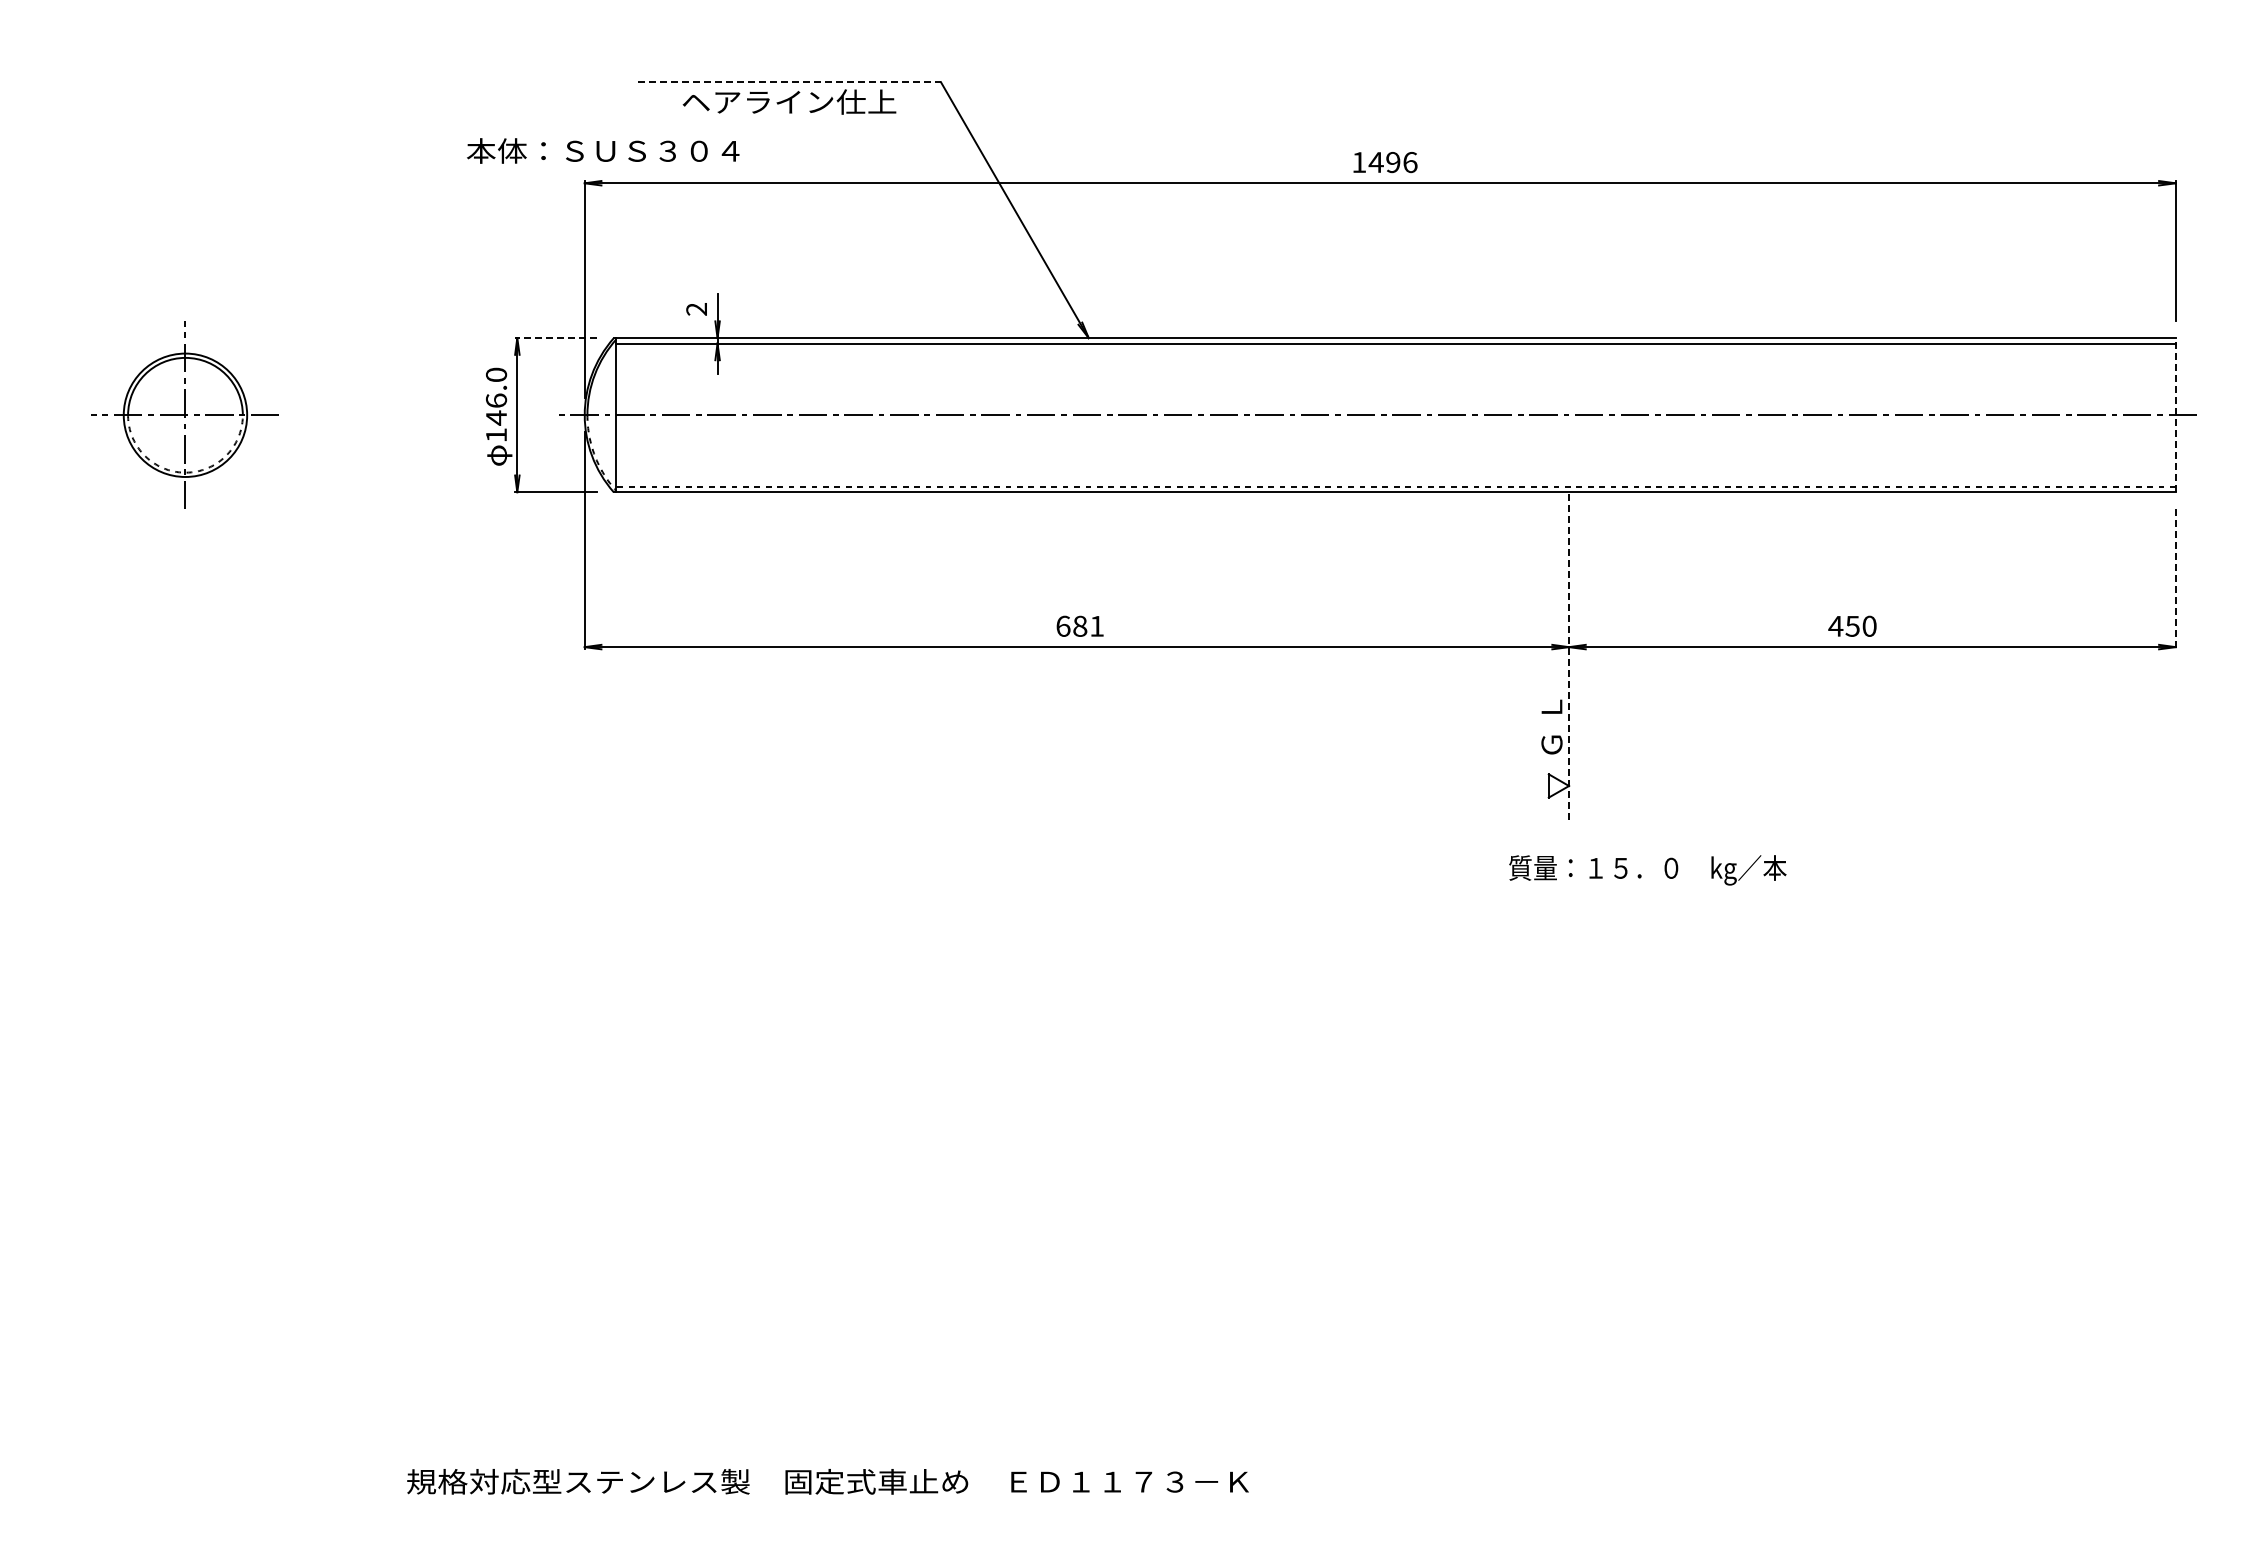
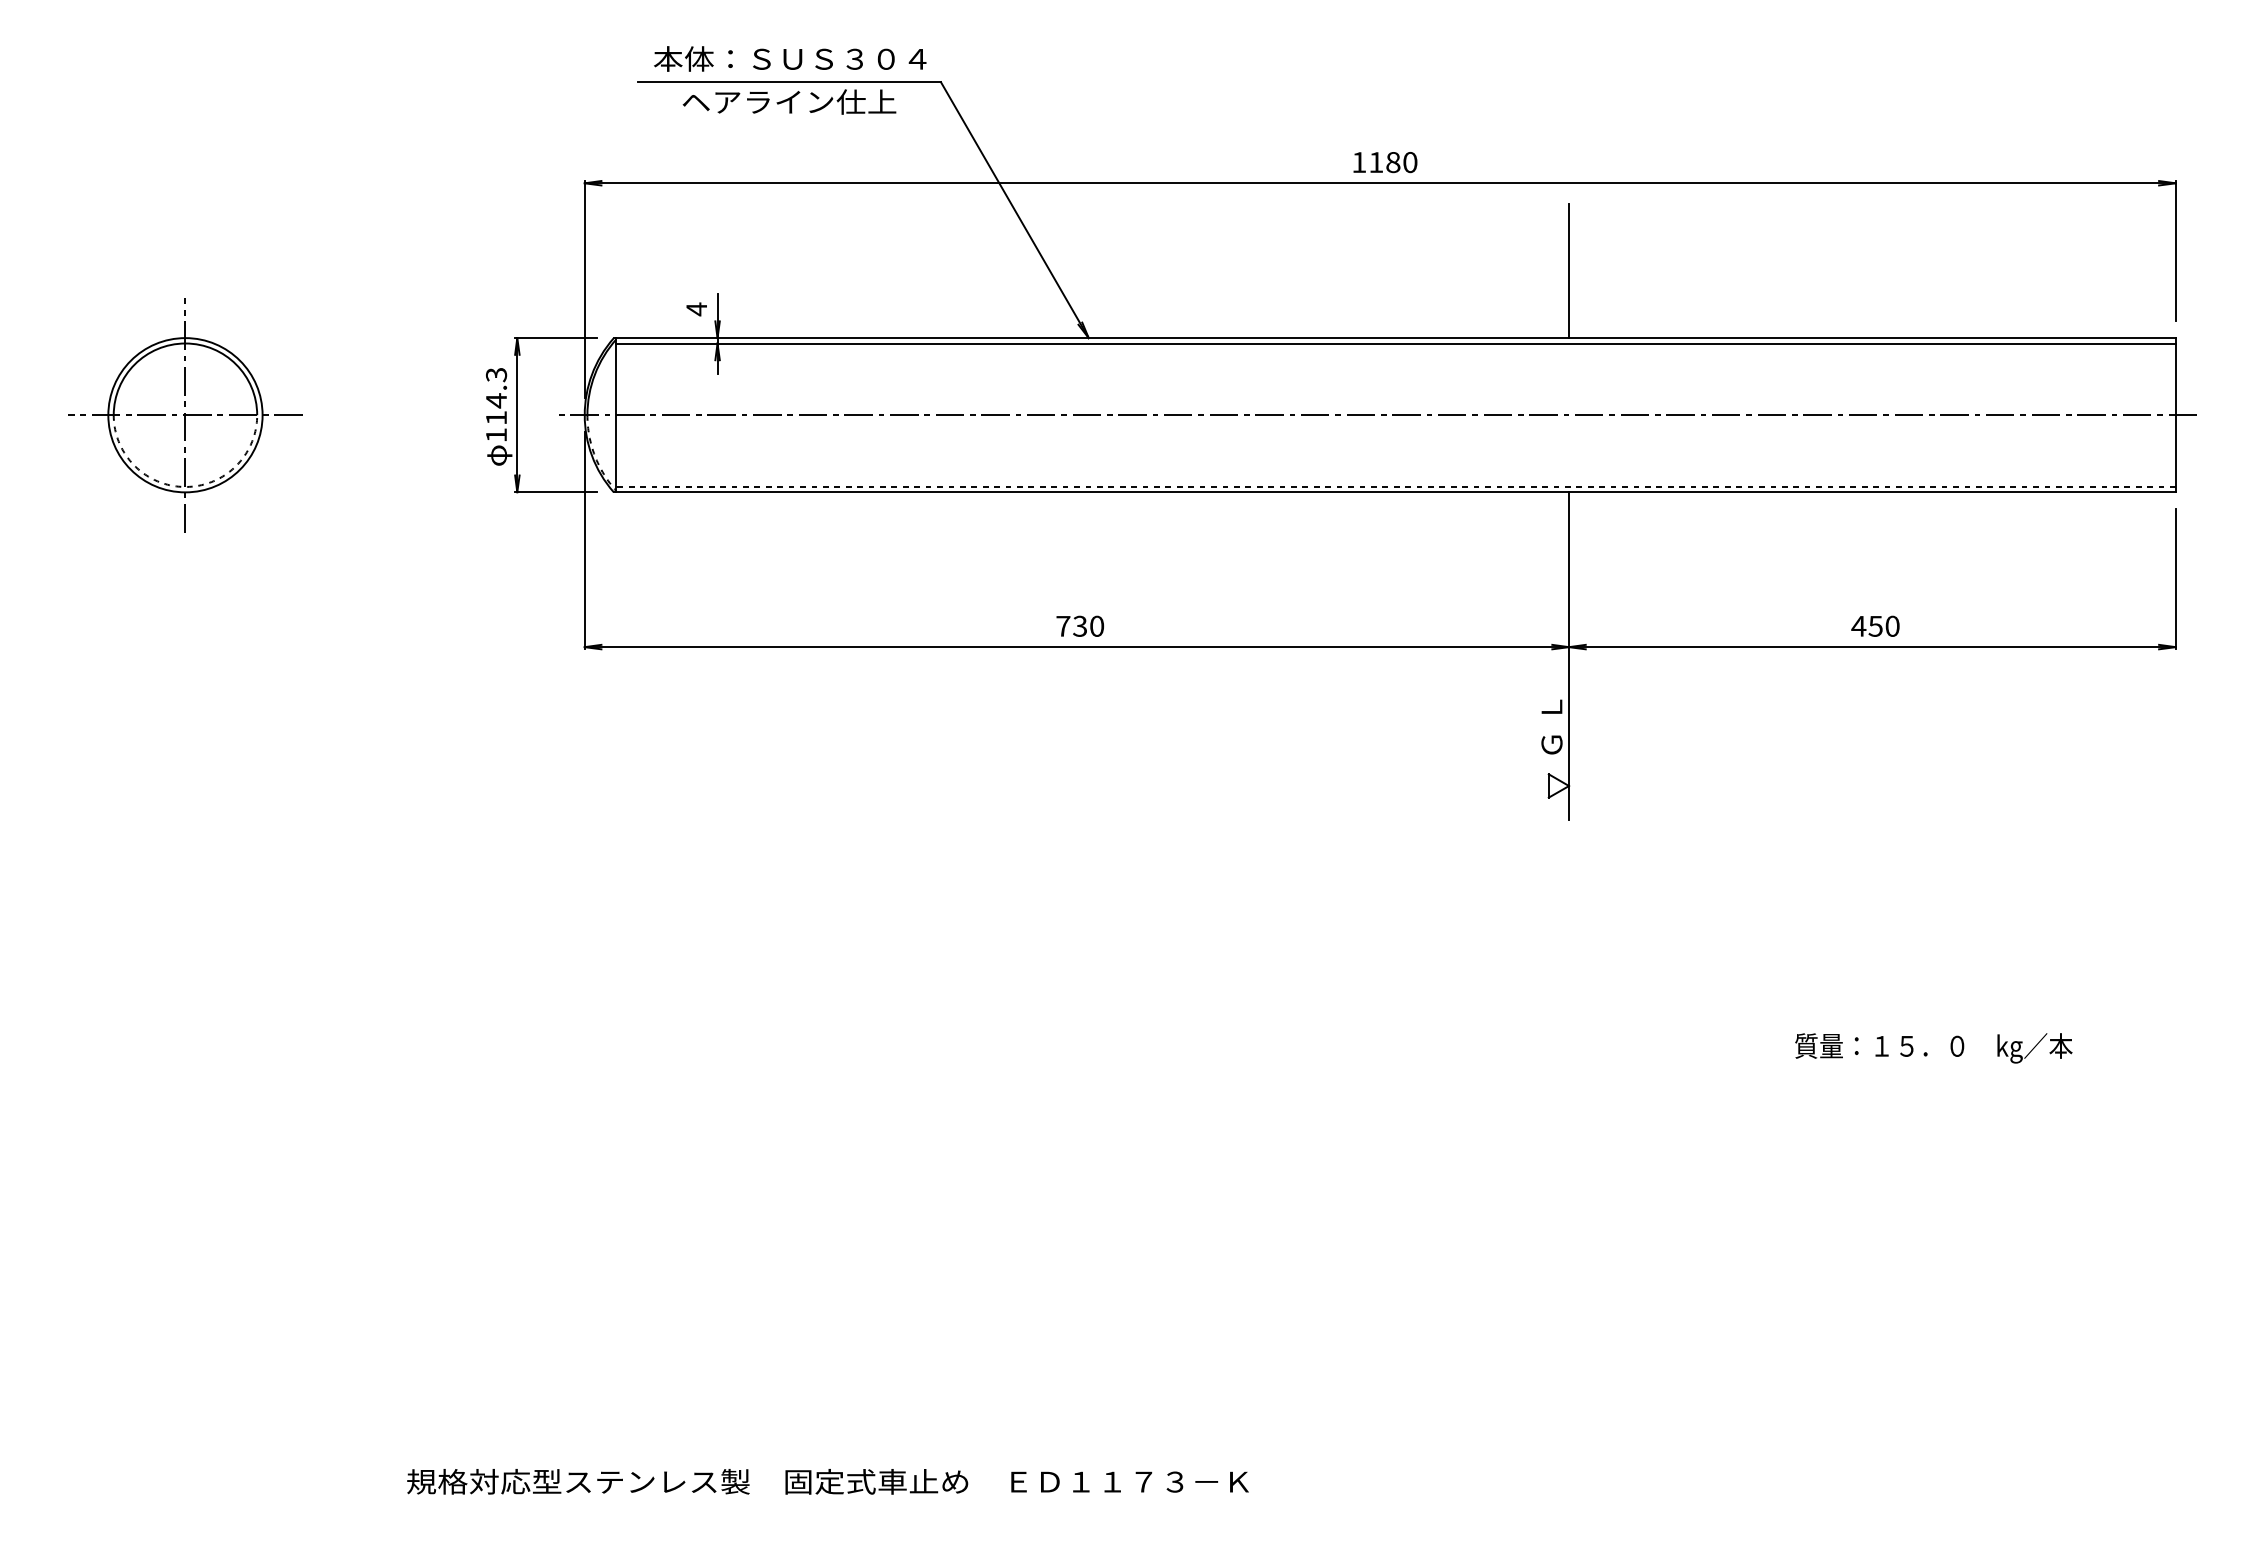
line: dashed -> solid (790, 82)
text position: (603, 150) -> (790, 58) (790, 58)
text: 1496 -> 1180 (1392, 162)
line: none -> present (1569, 270)
text: 2 -> 4 (696, 309)
line: dashed -> solid (556, 338)
text: 146.0 -> 114.3 (496, 396)
part size: 188x188 px -> 235x235 px (185, 415)
line: dashed -> solid (2175, 414)
line: dashed -> solid (2175, 579)
text: 681 -> 730 (1080, 625)
text position: (1852, 625) -> (1875, 625) (1875, 625)
line: dashed -> solid (1569, 655)
text position: (1647, 870) -> (1933, 1048) (1933, 1048)
